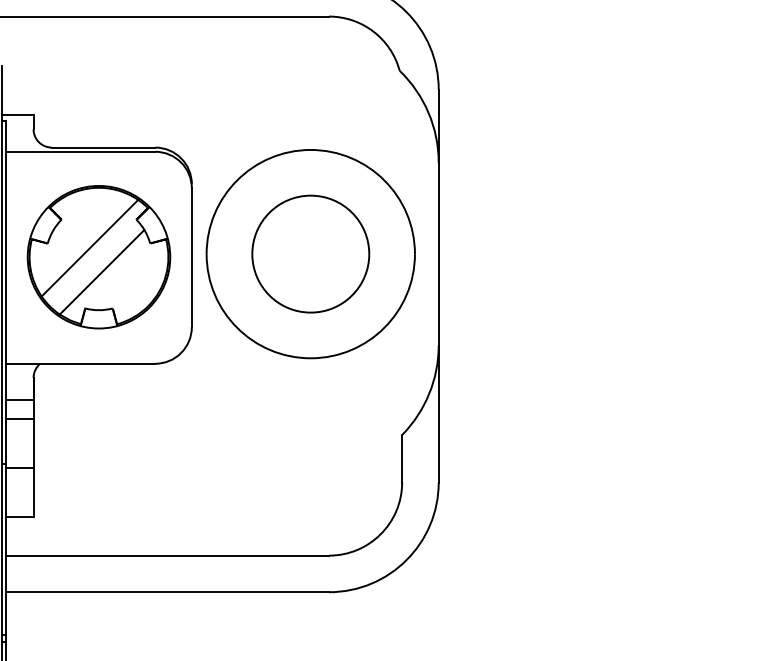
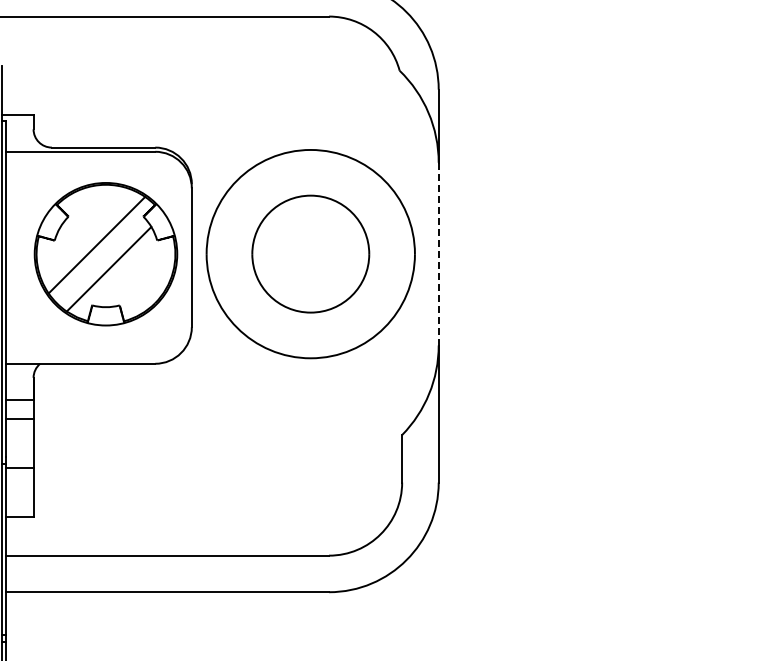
line: solid -> dashed (438, 253)
part position: (98, 257) -> (105, 254) (105, 254)
